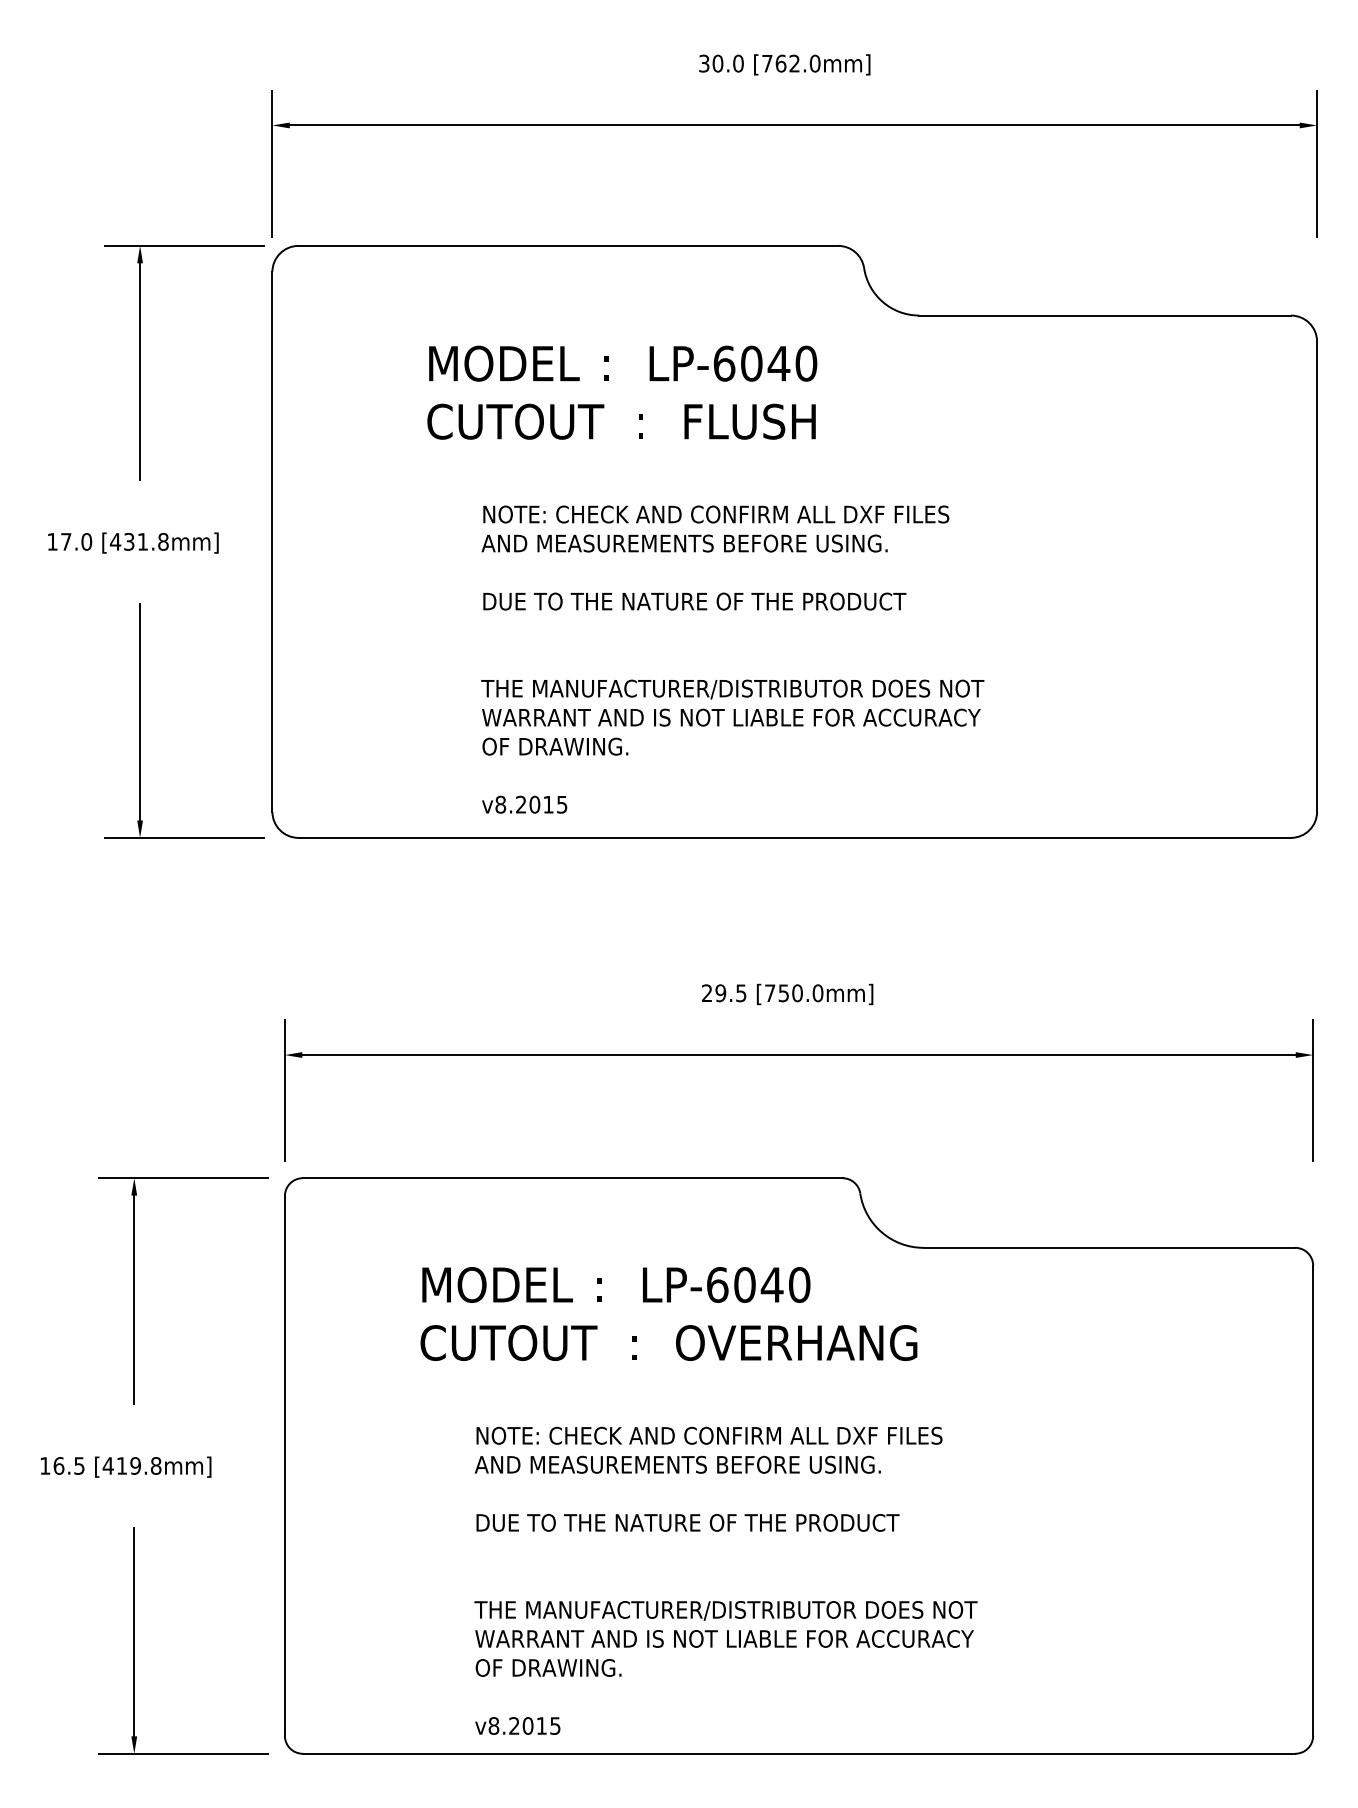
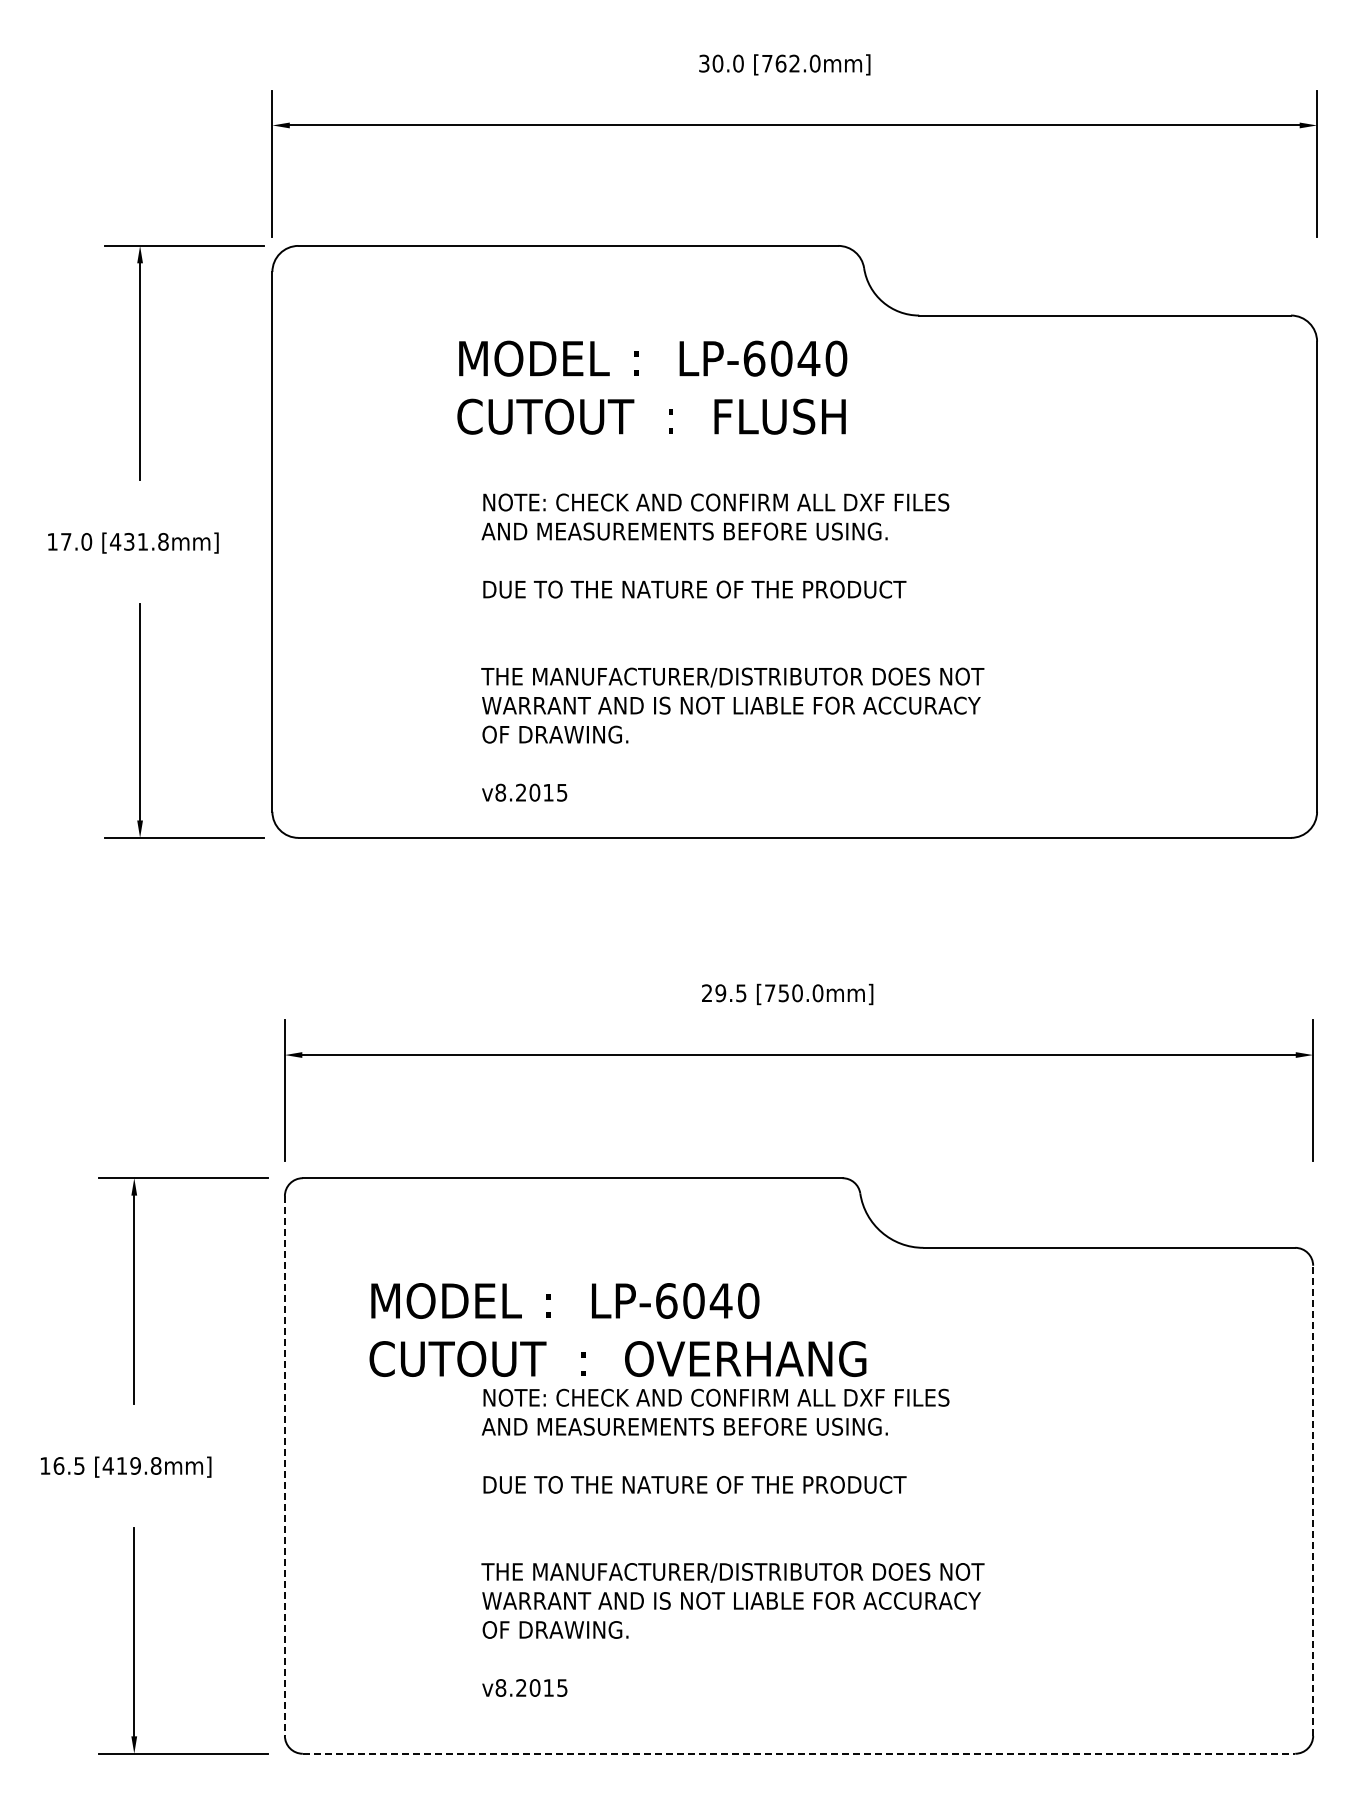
text position: (622, 392) -> (652, 387) (652, 387)
text position: (732, 659) -> (732, 647) (732, 647)
text position: (668, 1313) -> (617, 1329) (617, 1329)
line: solid -> dashed (284, 1465)
line: solid -> dashed (1313, 1500)
text position: (725, 1580) -> (732, 1542) (732, 1542)
line: solid -> dashed (799, 1753)
